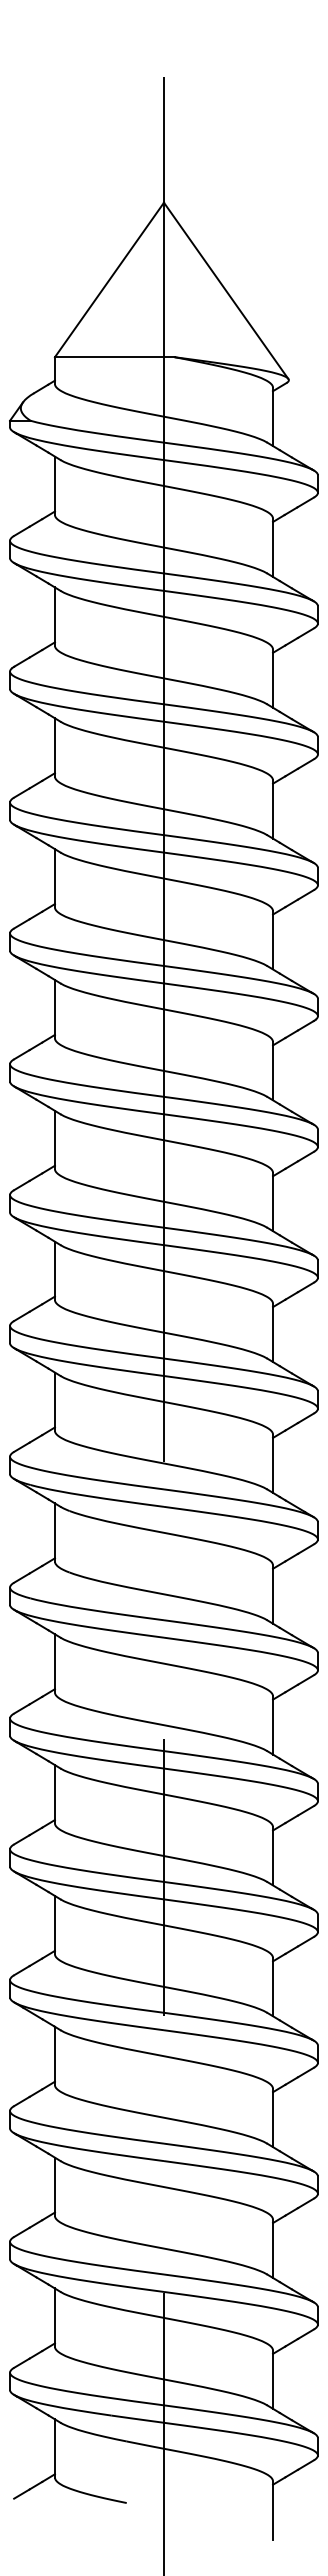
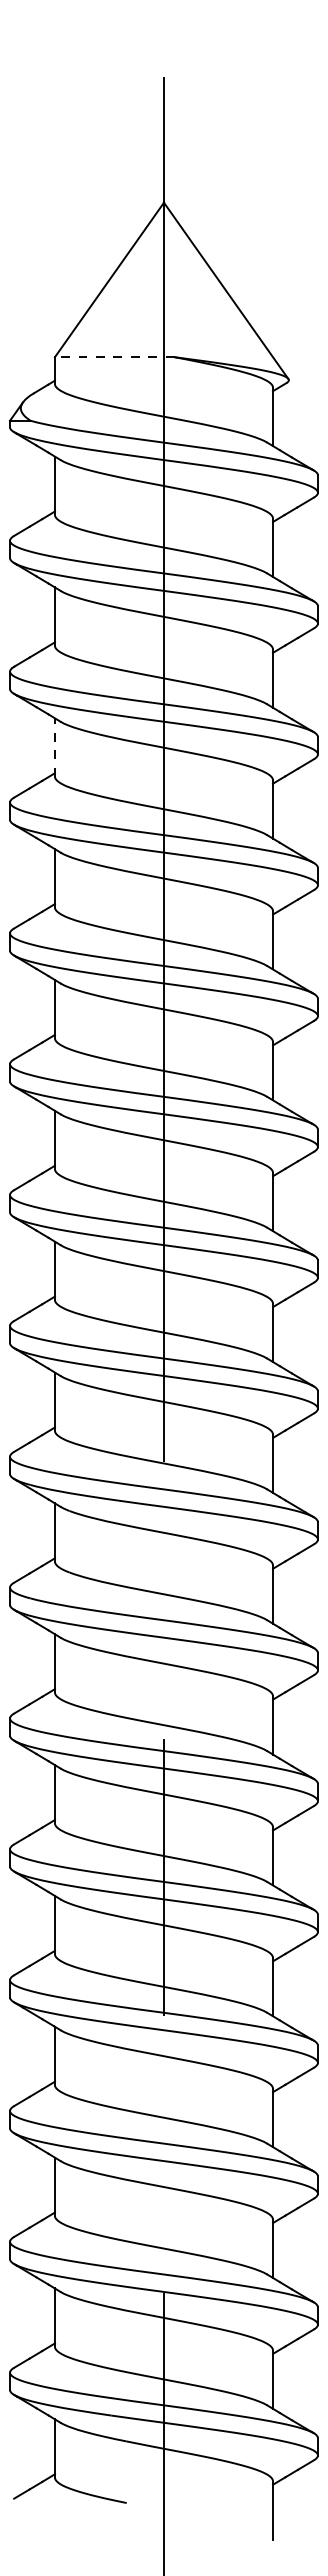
line: solid -> dashed (114, 357)
line: solid -> dashed (54, 746)
